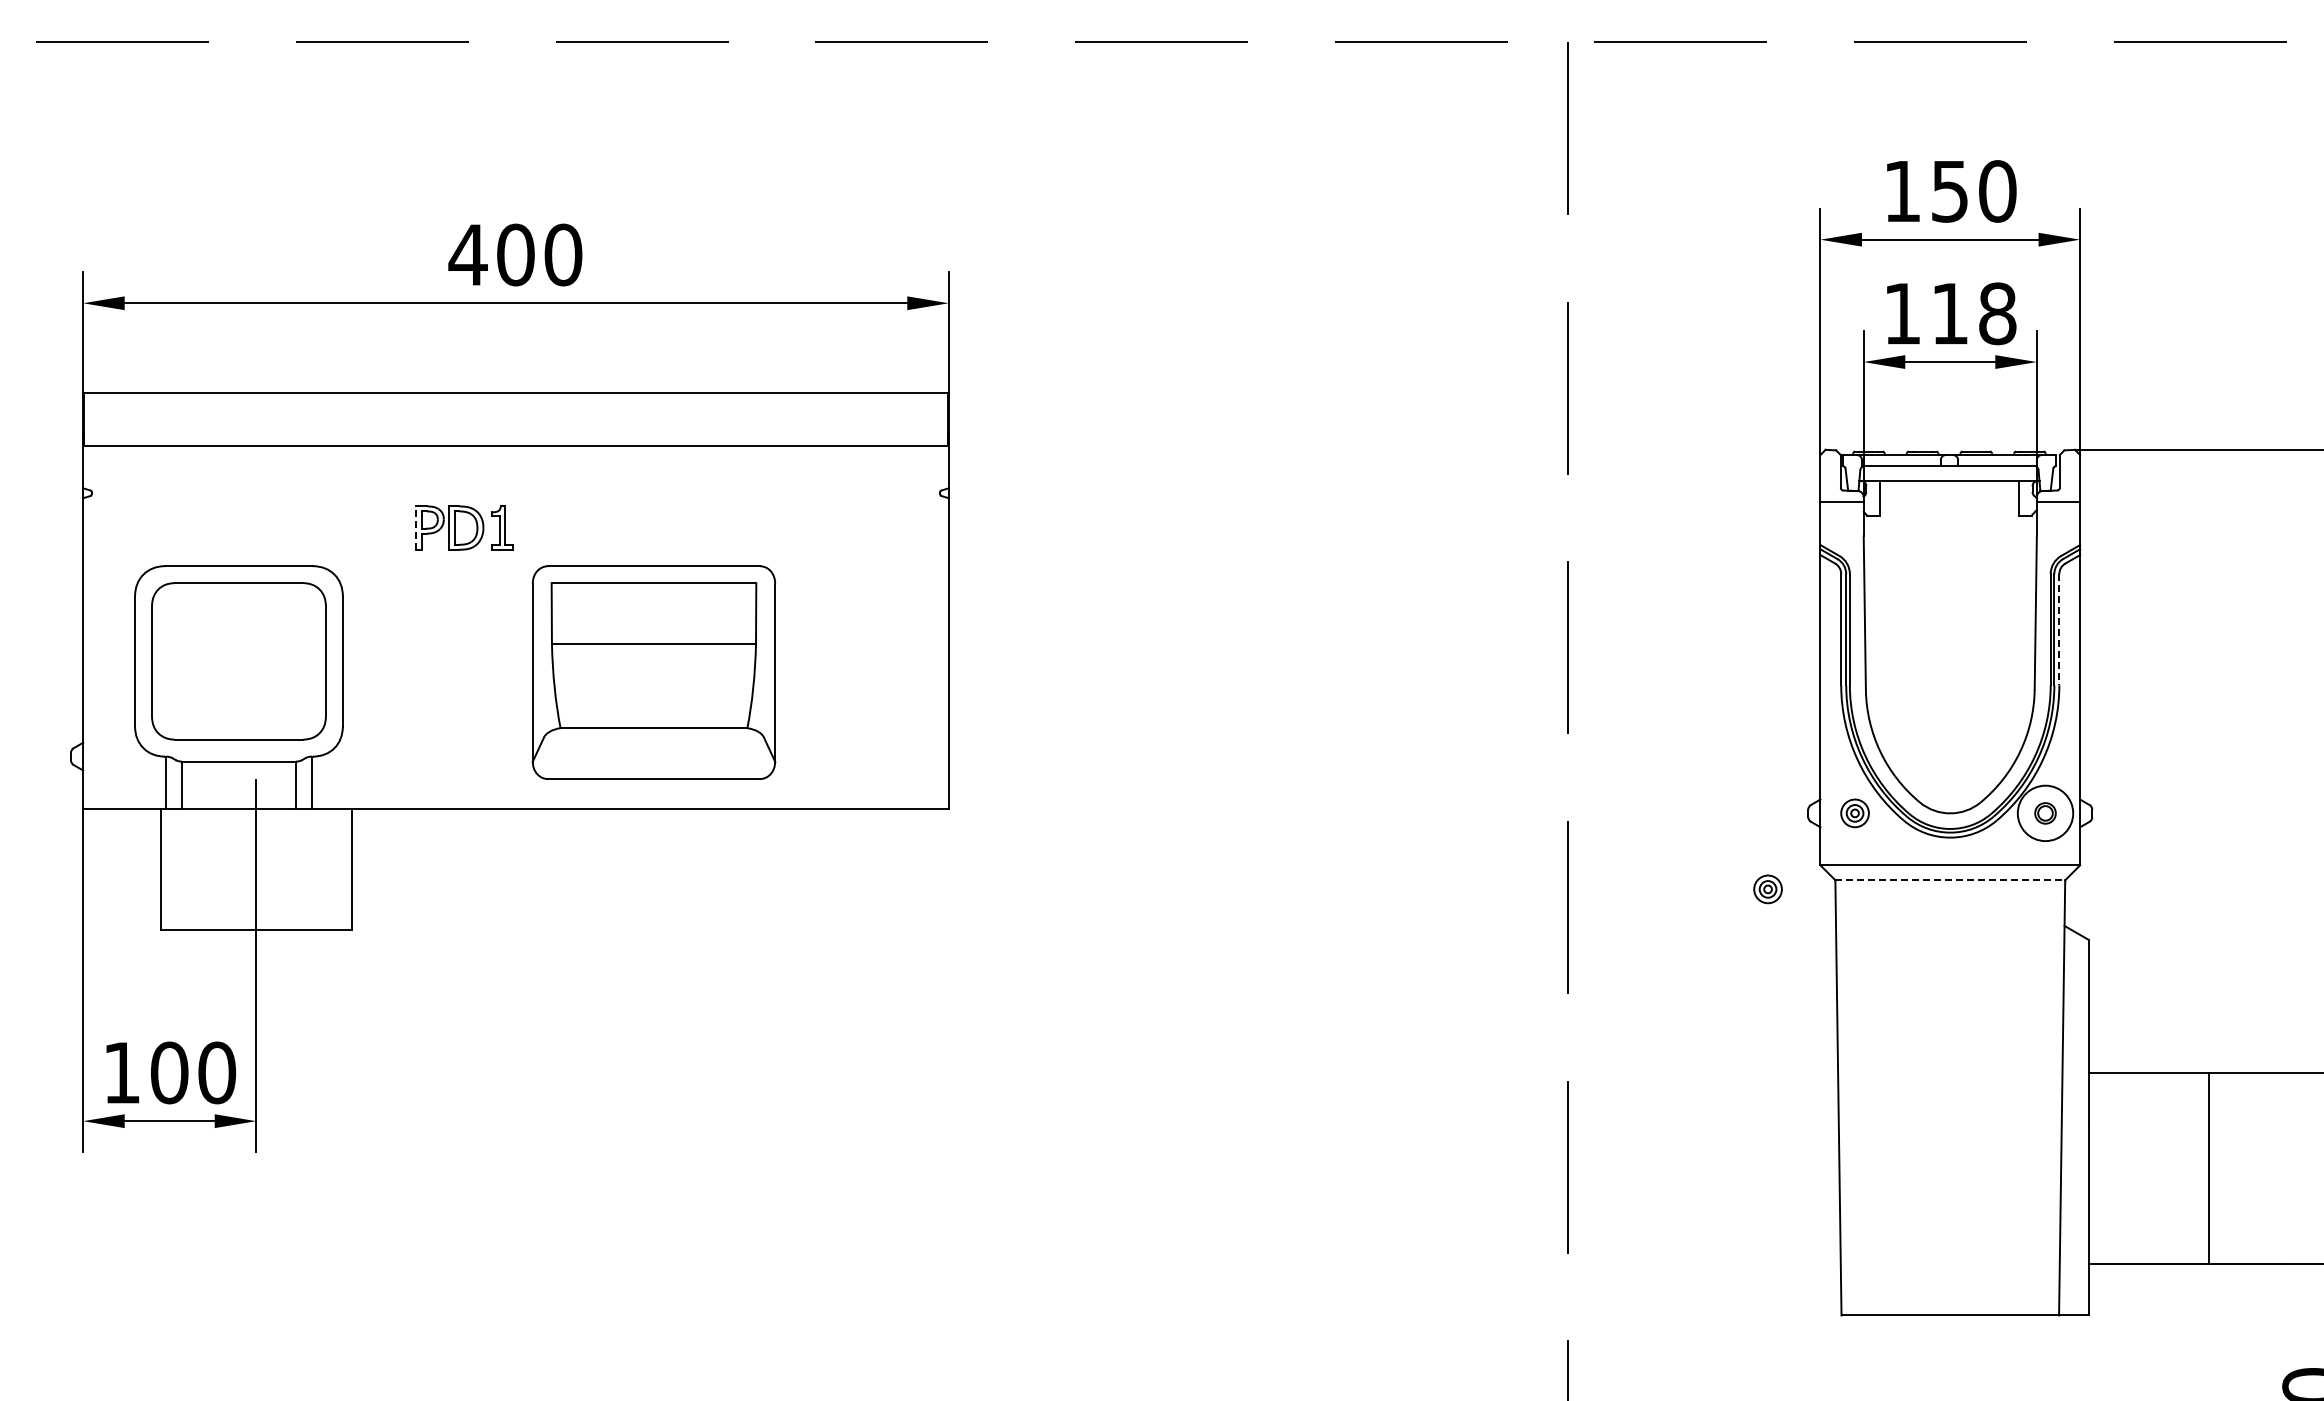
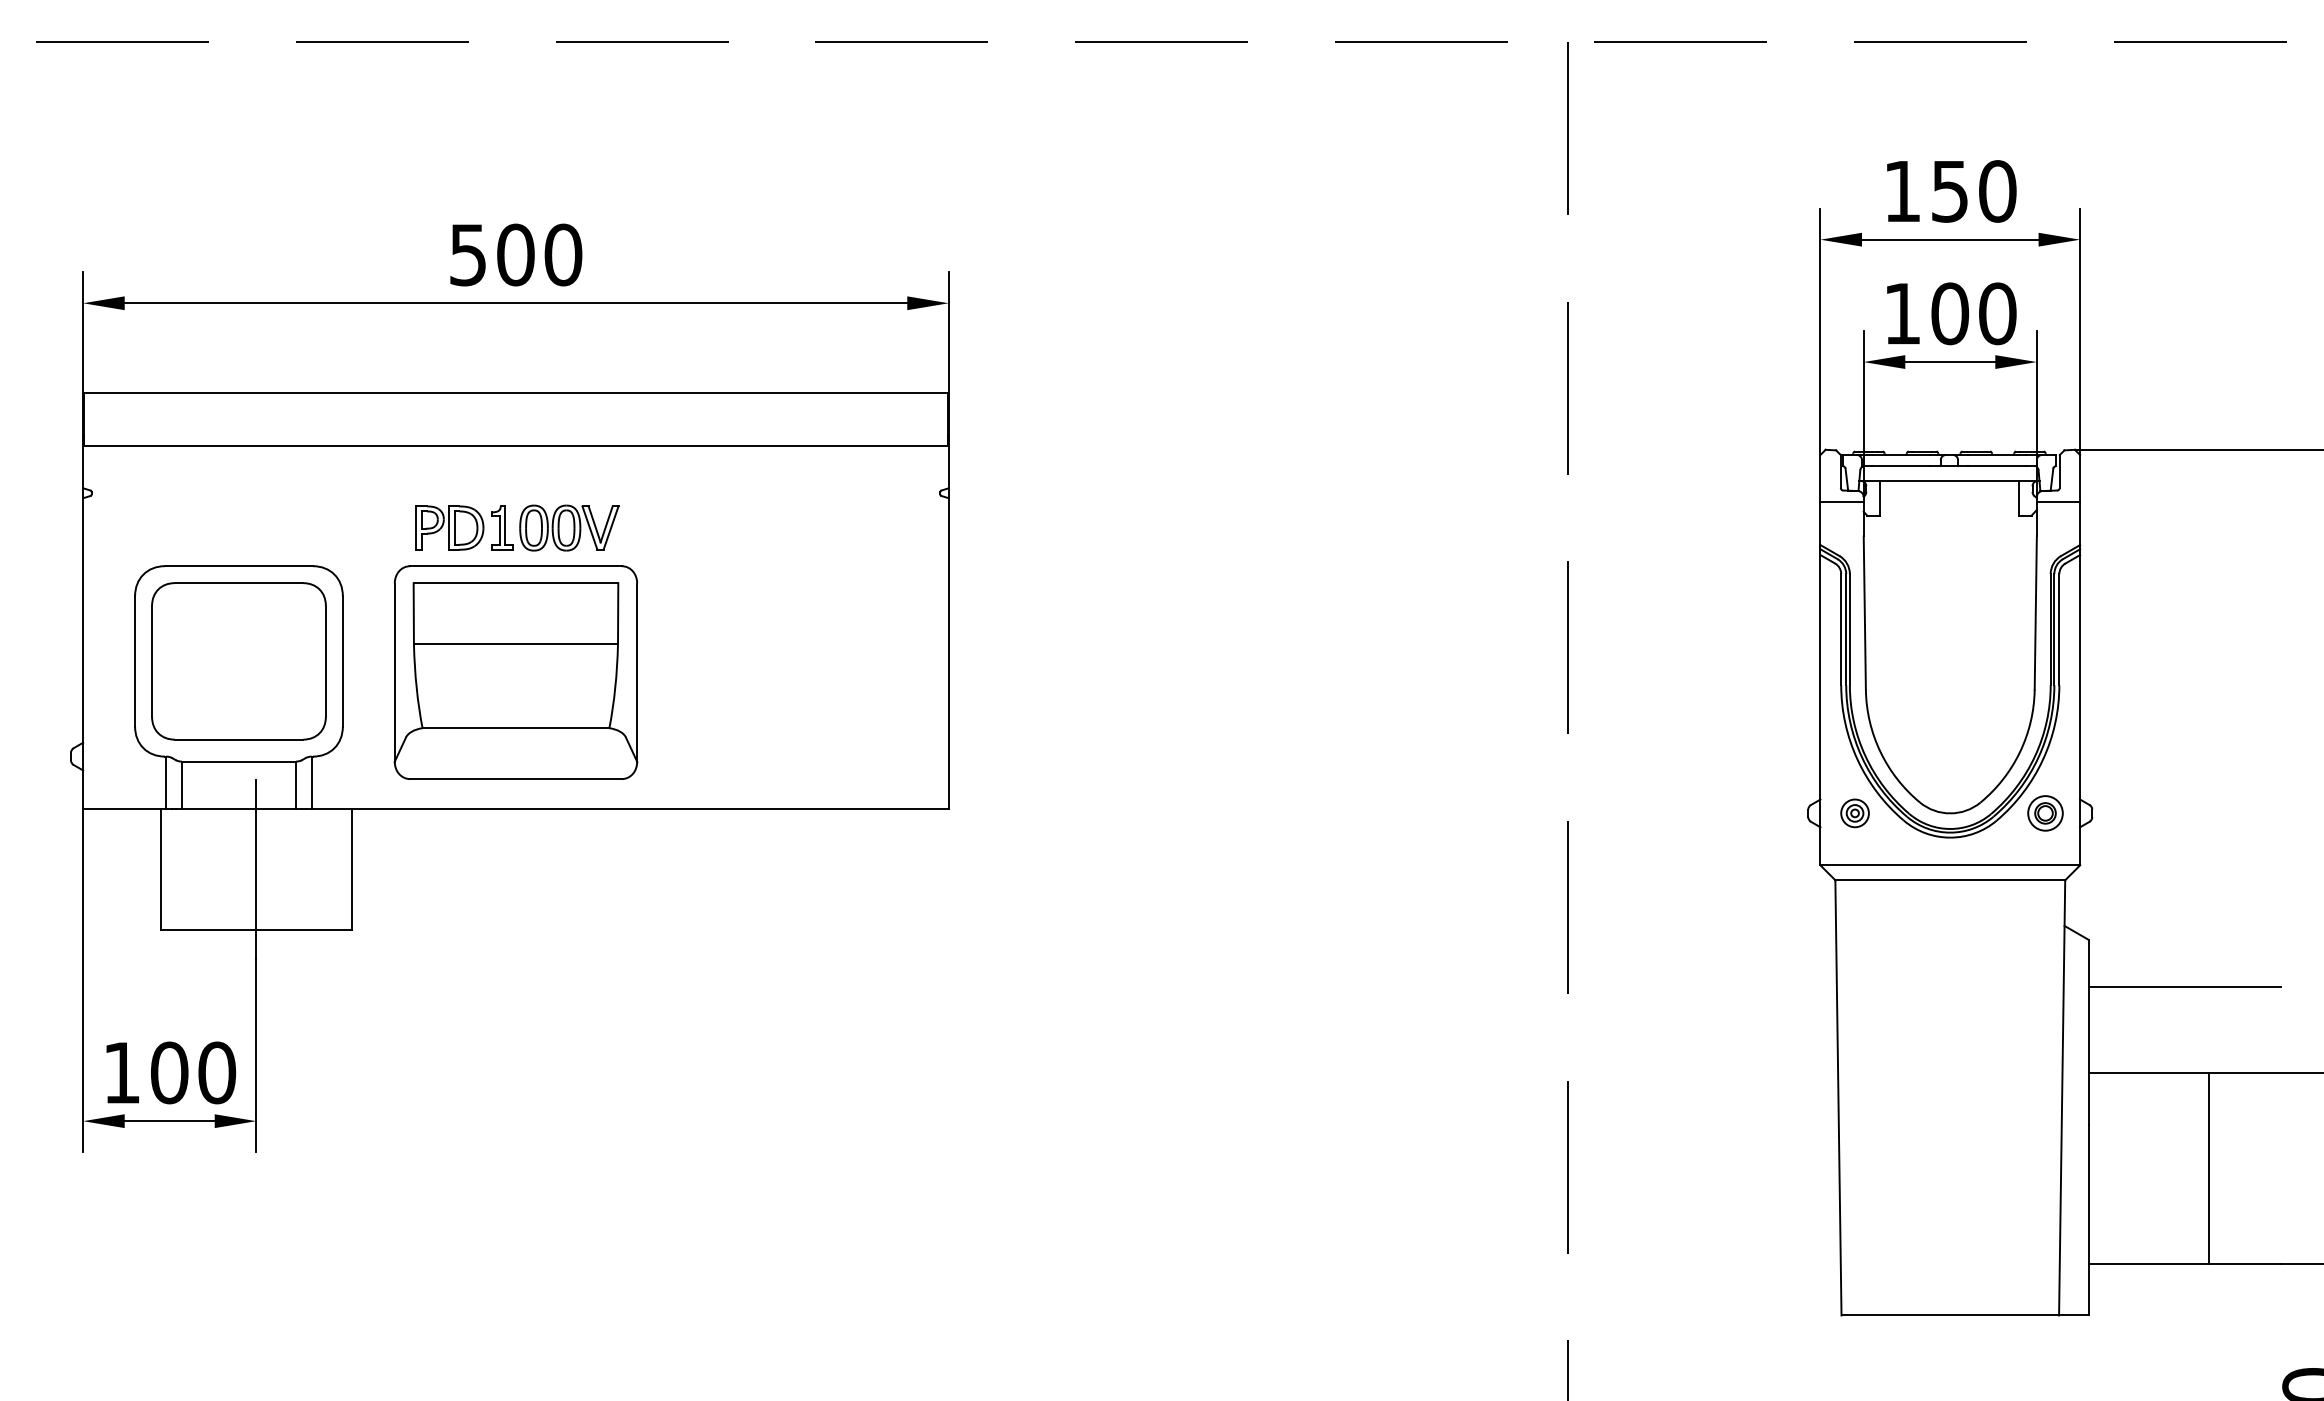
text: 400 -> 500 (467, 255)
text: 118 -> 100 (1973, 313)
part: none -> present (569, 527)
line: dashed -> solid (416, 528)
line: dashed -> solid (2059, 629)
part position: (653, 672) -> (515, 672) (515, 672)
circle diameter: 55 px -> 35 px (2045, 813)
line: dashed -> solid (1950, 880)
part: present -> none (1767, 889)
line: none -> present (2184, 986)
